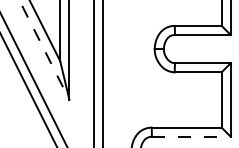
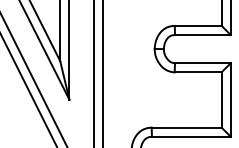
line: dashed -> solid (44, 50)
line: dashed -> solid (191, 136)
